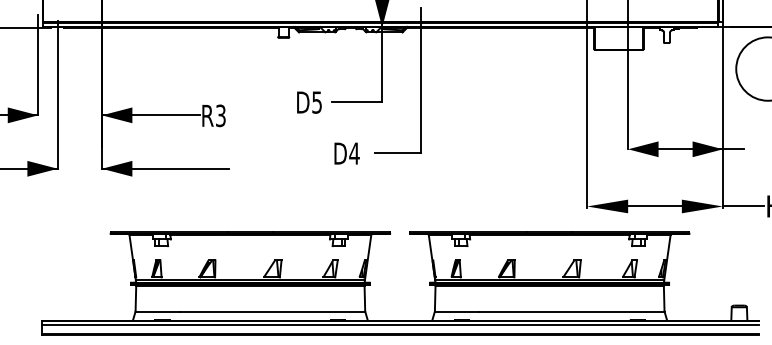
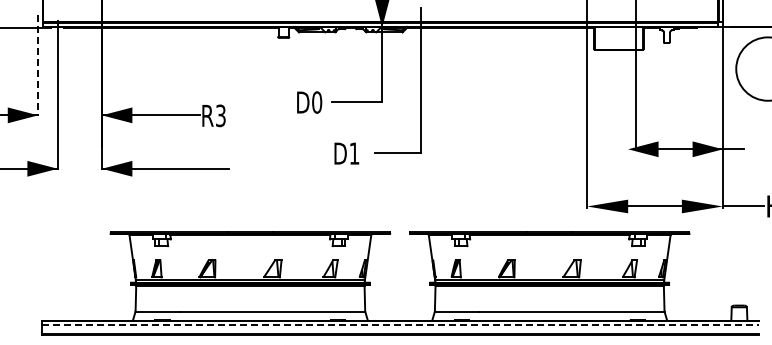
line: solid -> dashed (38, 65)
line position: (628, 75) -> (636, 75) (636, 75)
text: D5 -> D0 (317, 102)
text: D4 -> D1 (354, 153)
line: solid -> dashed (400, 325)
